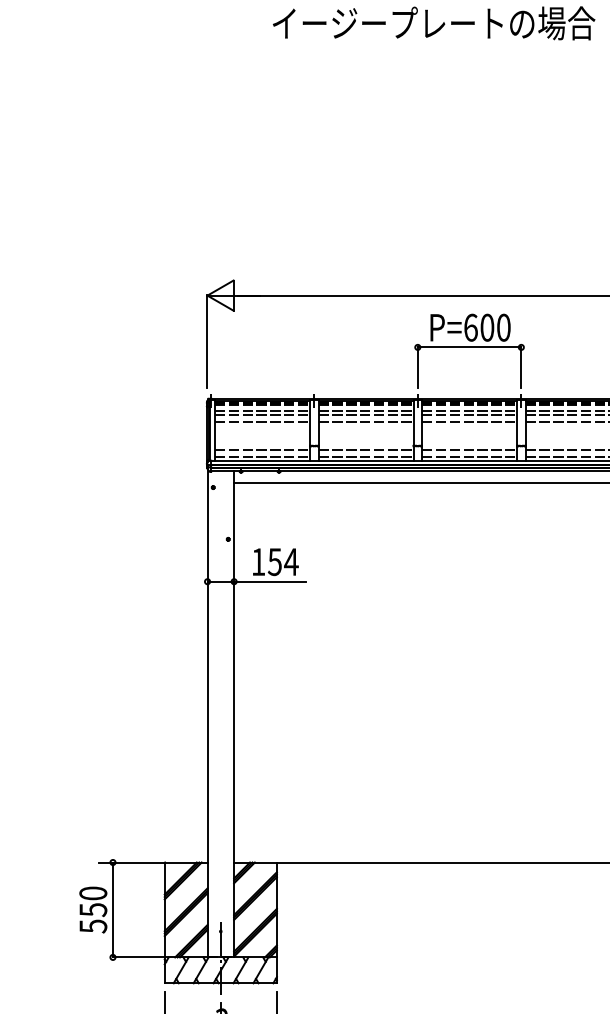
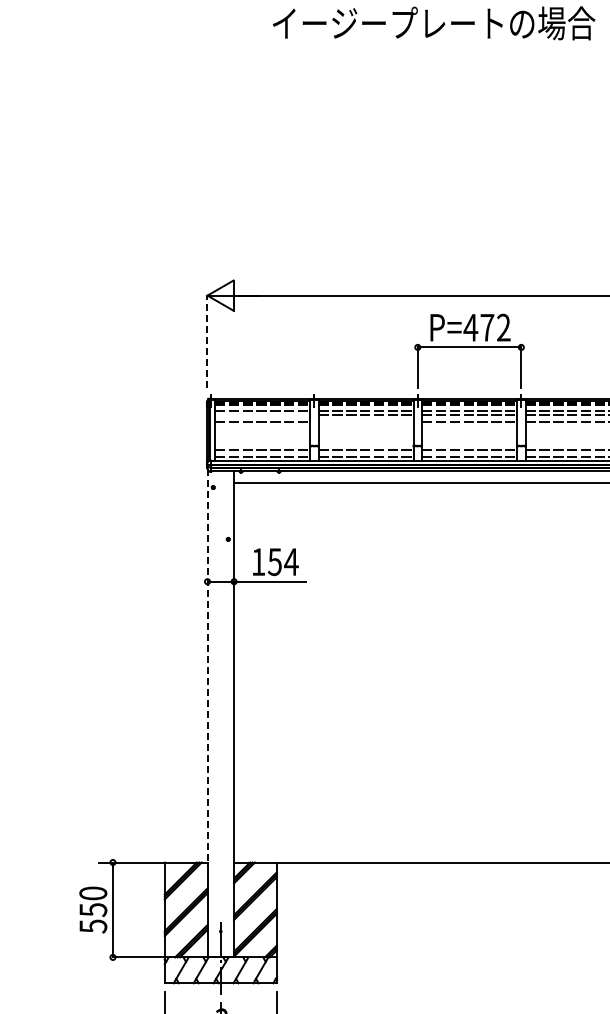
text: P=600 -> P=472 (486, 327)
line: solid -> dashed (207, 341)
line: present -> none (262, 414)
line: present -> none (365, 421)
line: solid -> dashed (207, 665)
